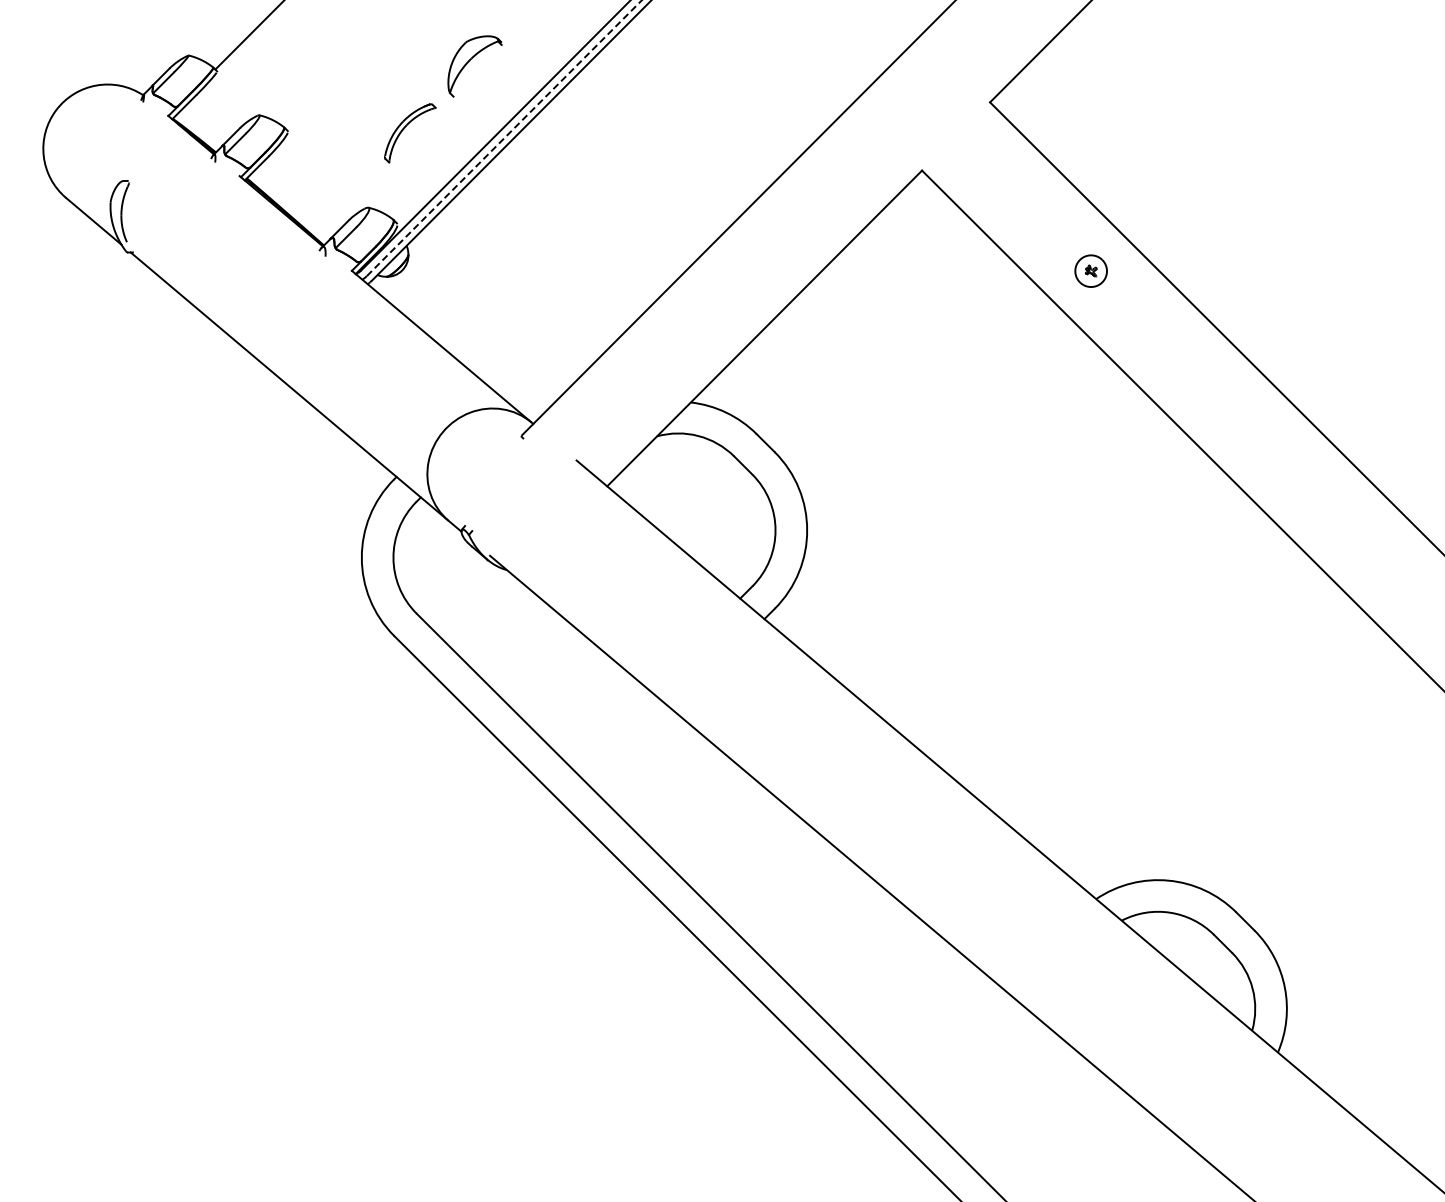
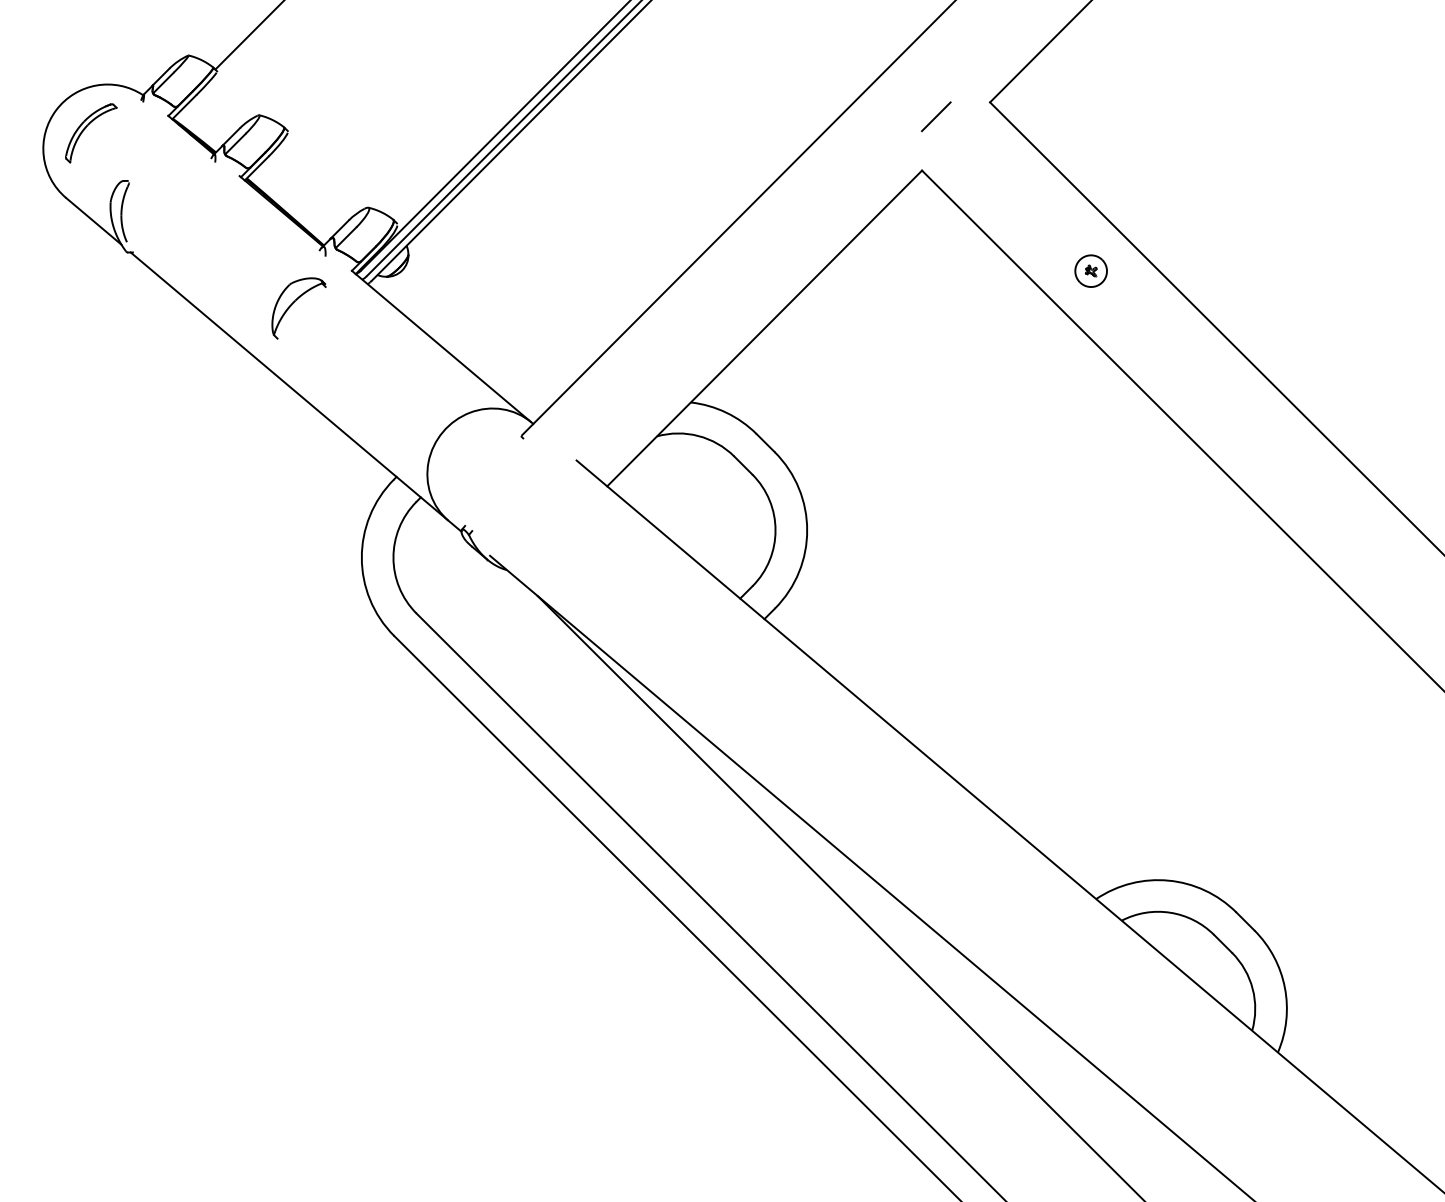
part position: (468, 63) -> (292, 305) (292, 305)
line: none -> present (936, 116)
part position: (404, 129) -> (85, 129) (85, 129)
line: dashed -> solid (504, 137)
line: none -> present (839, 897)
